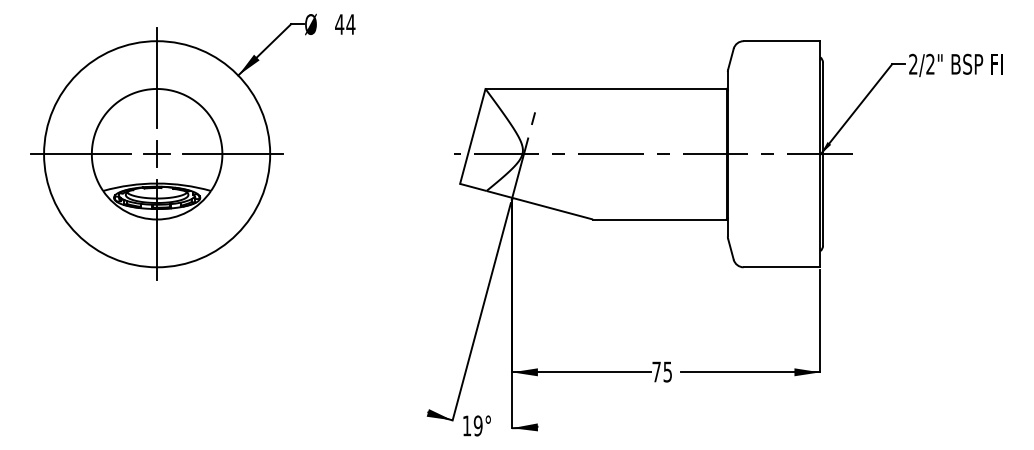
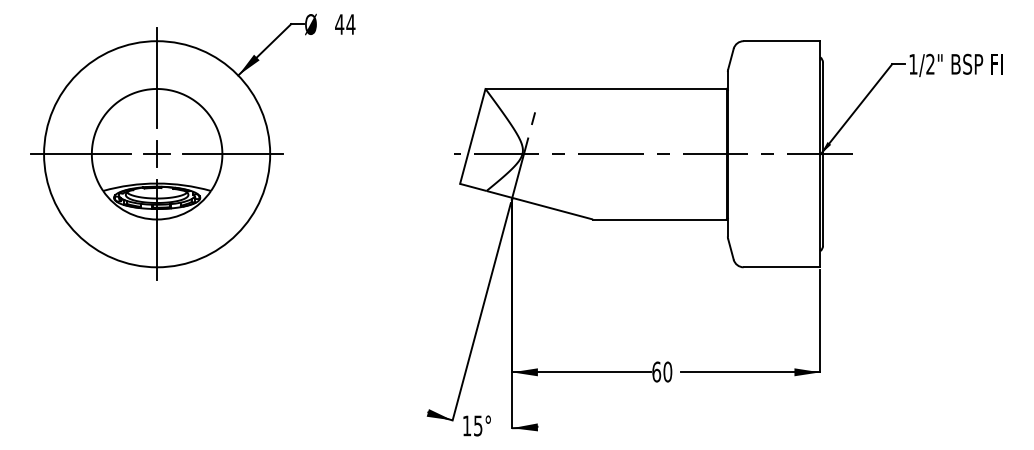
text: 2/2" -> 1/2" (913, 63)
text: 75 -> 60 (662, 371)
text: 19° -> 15° (477, 425)
